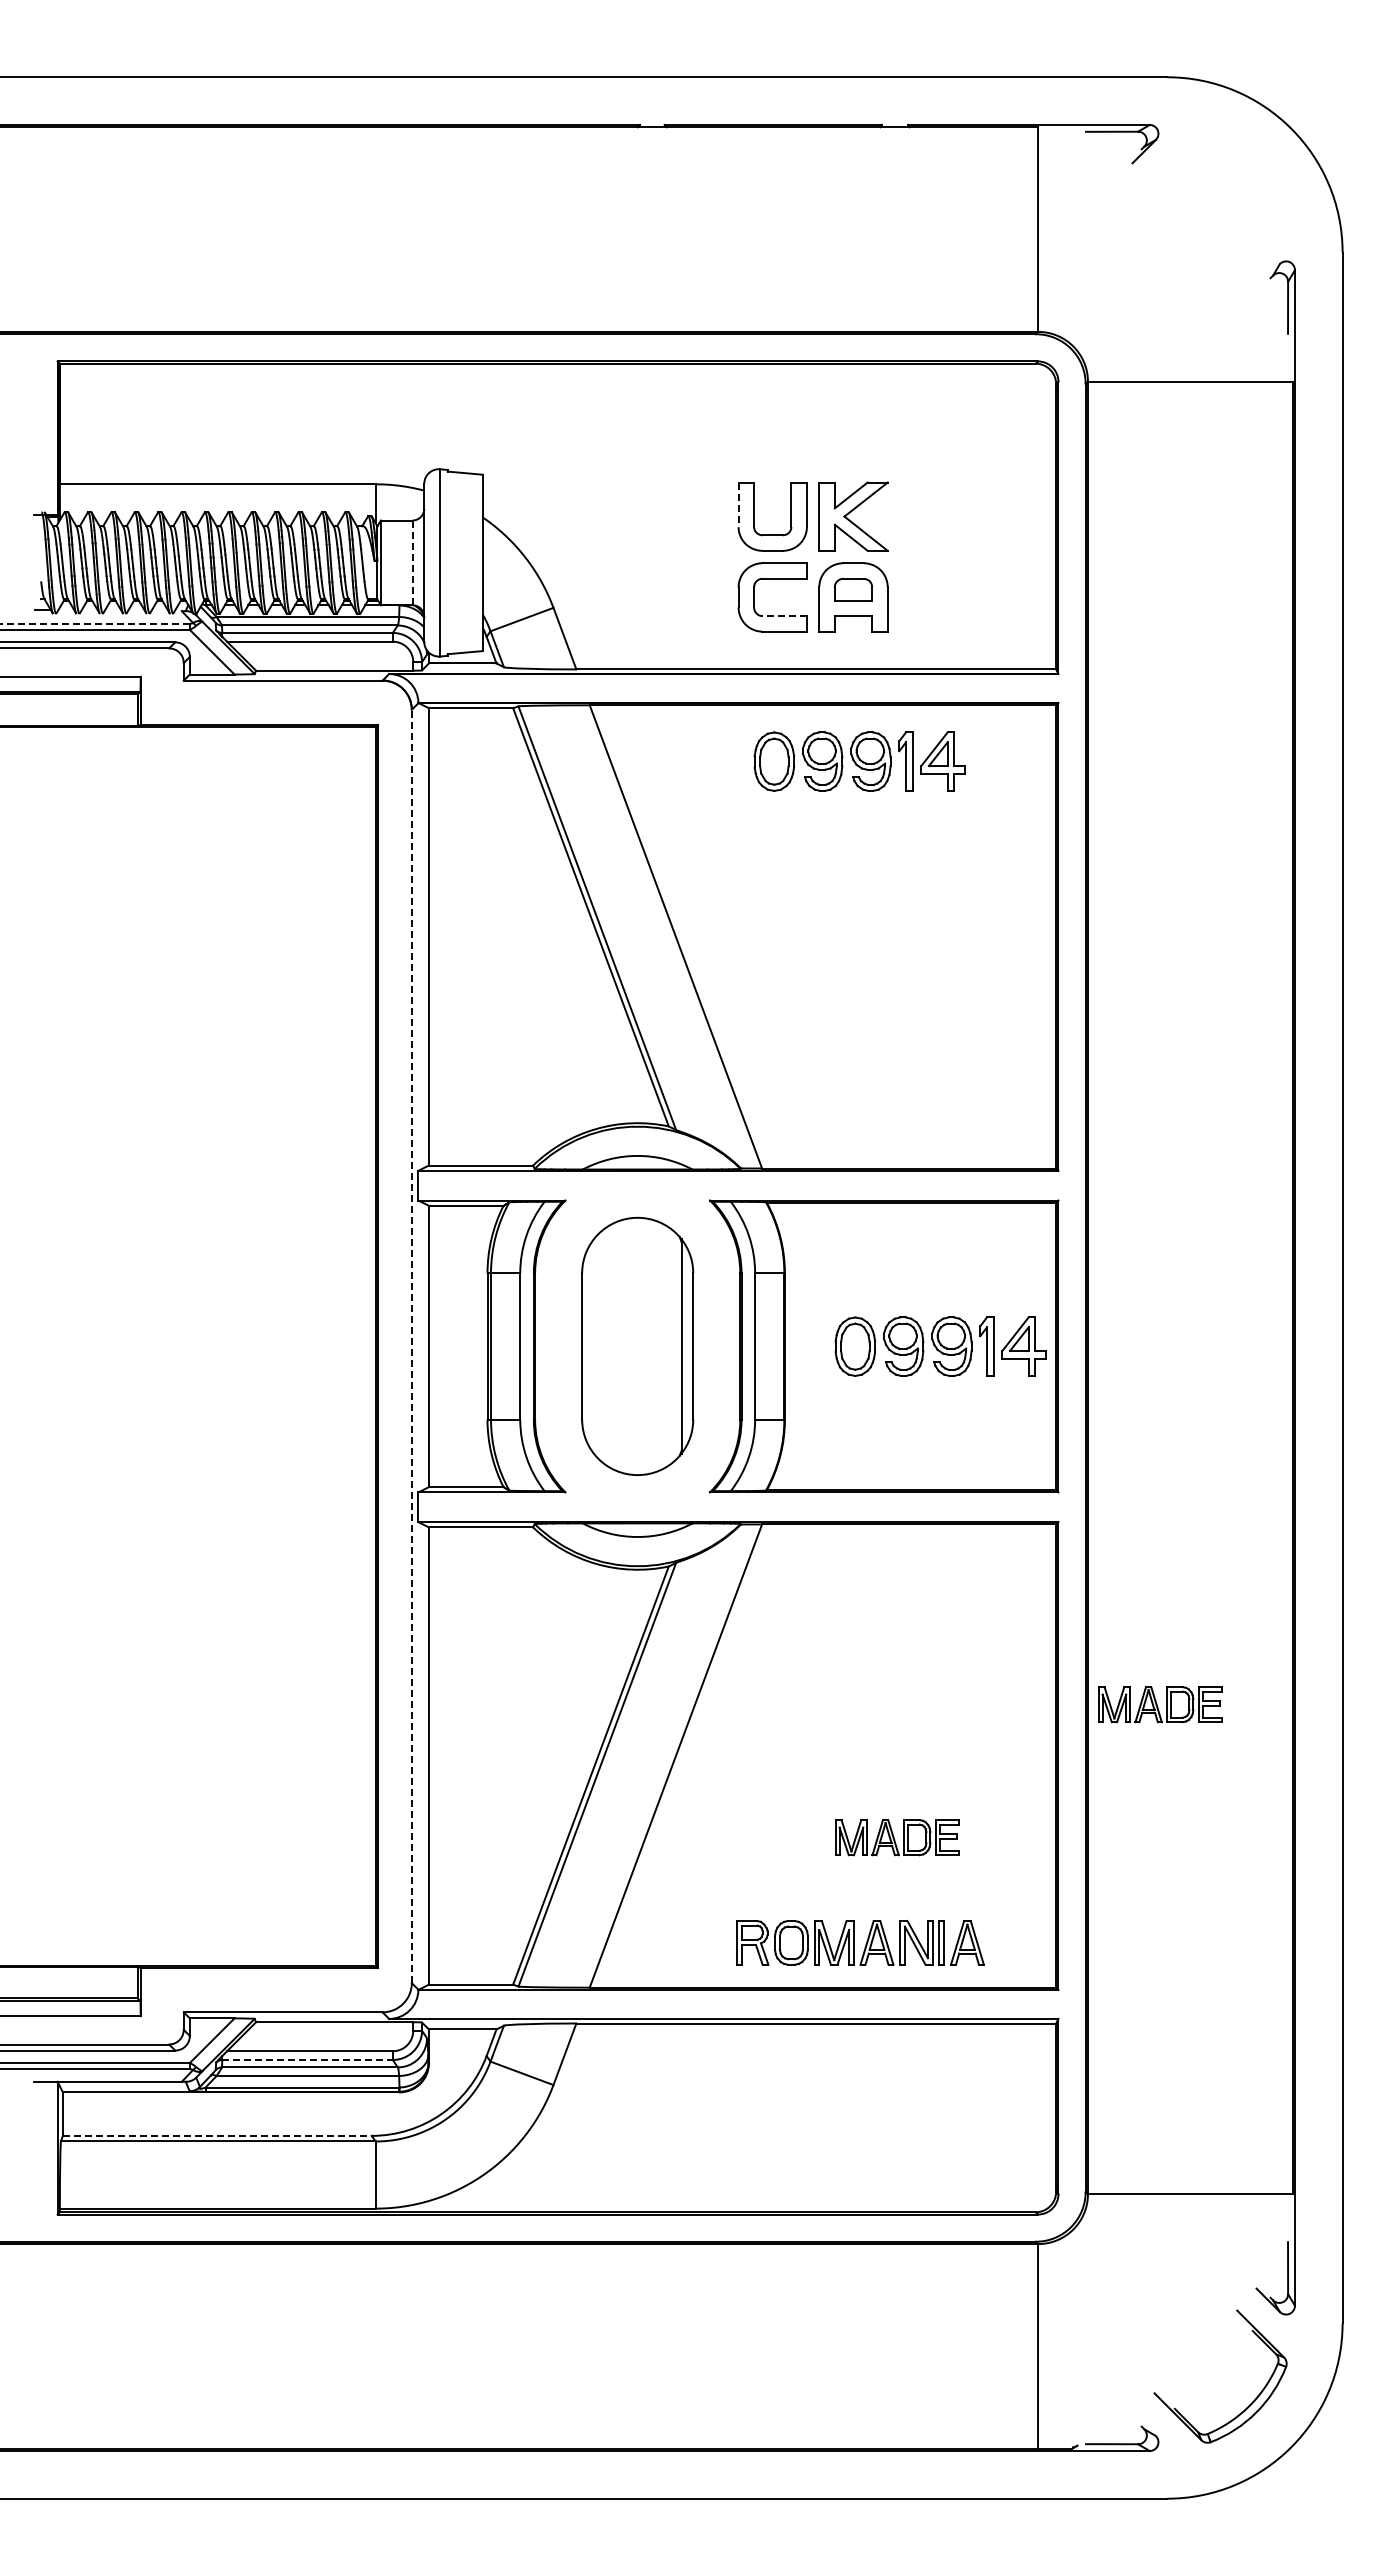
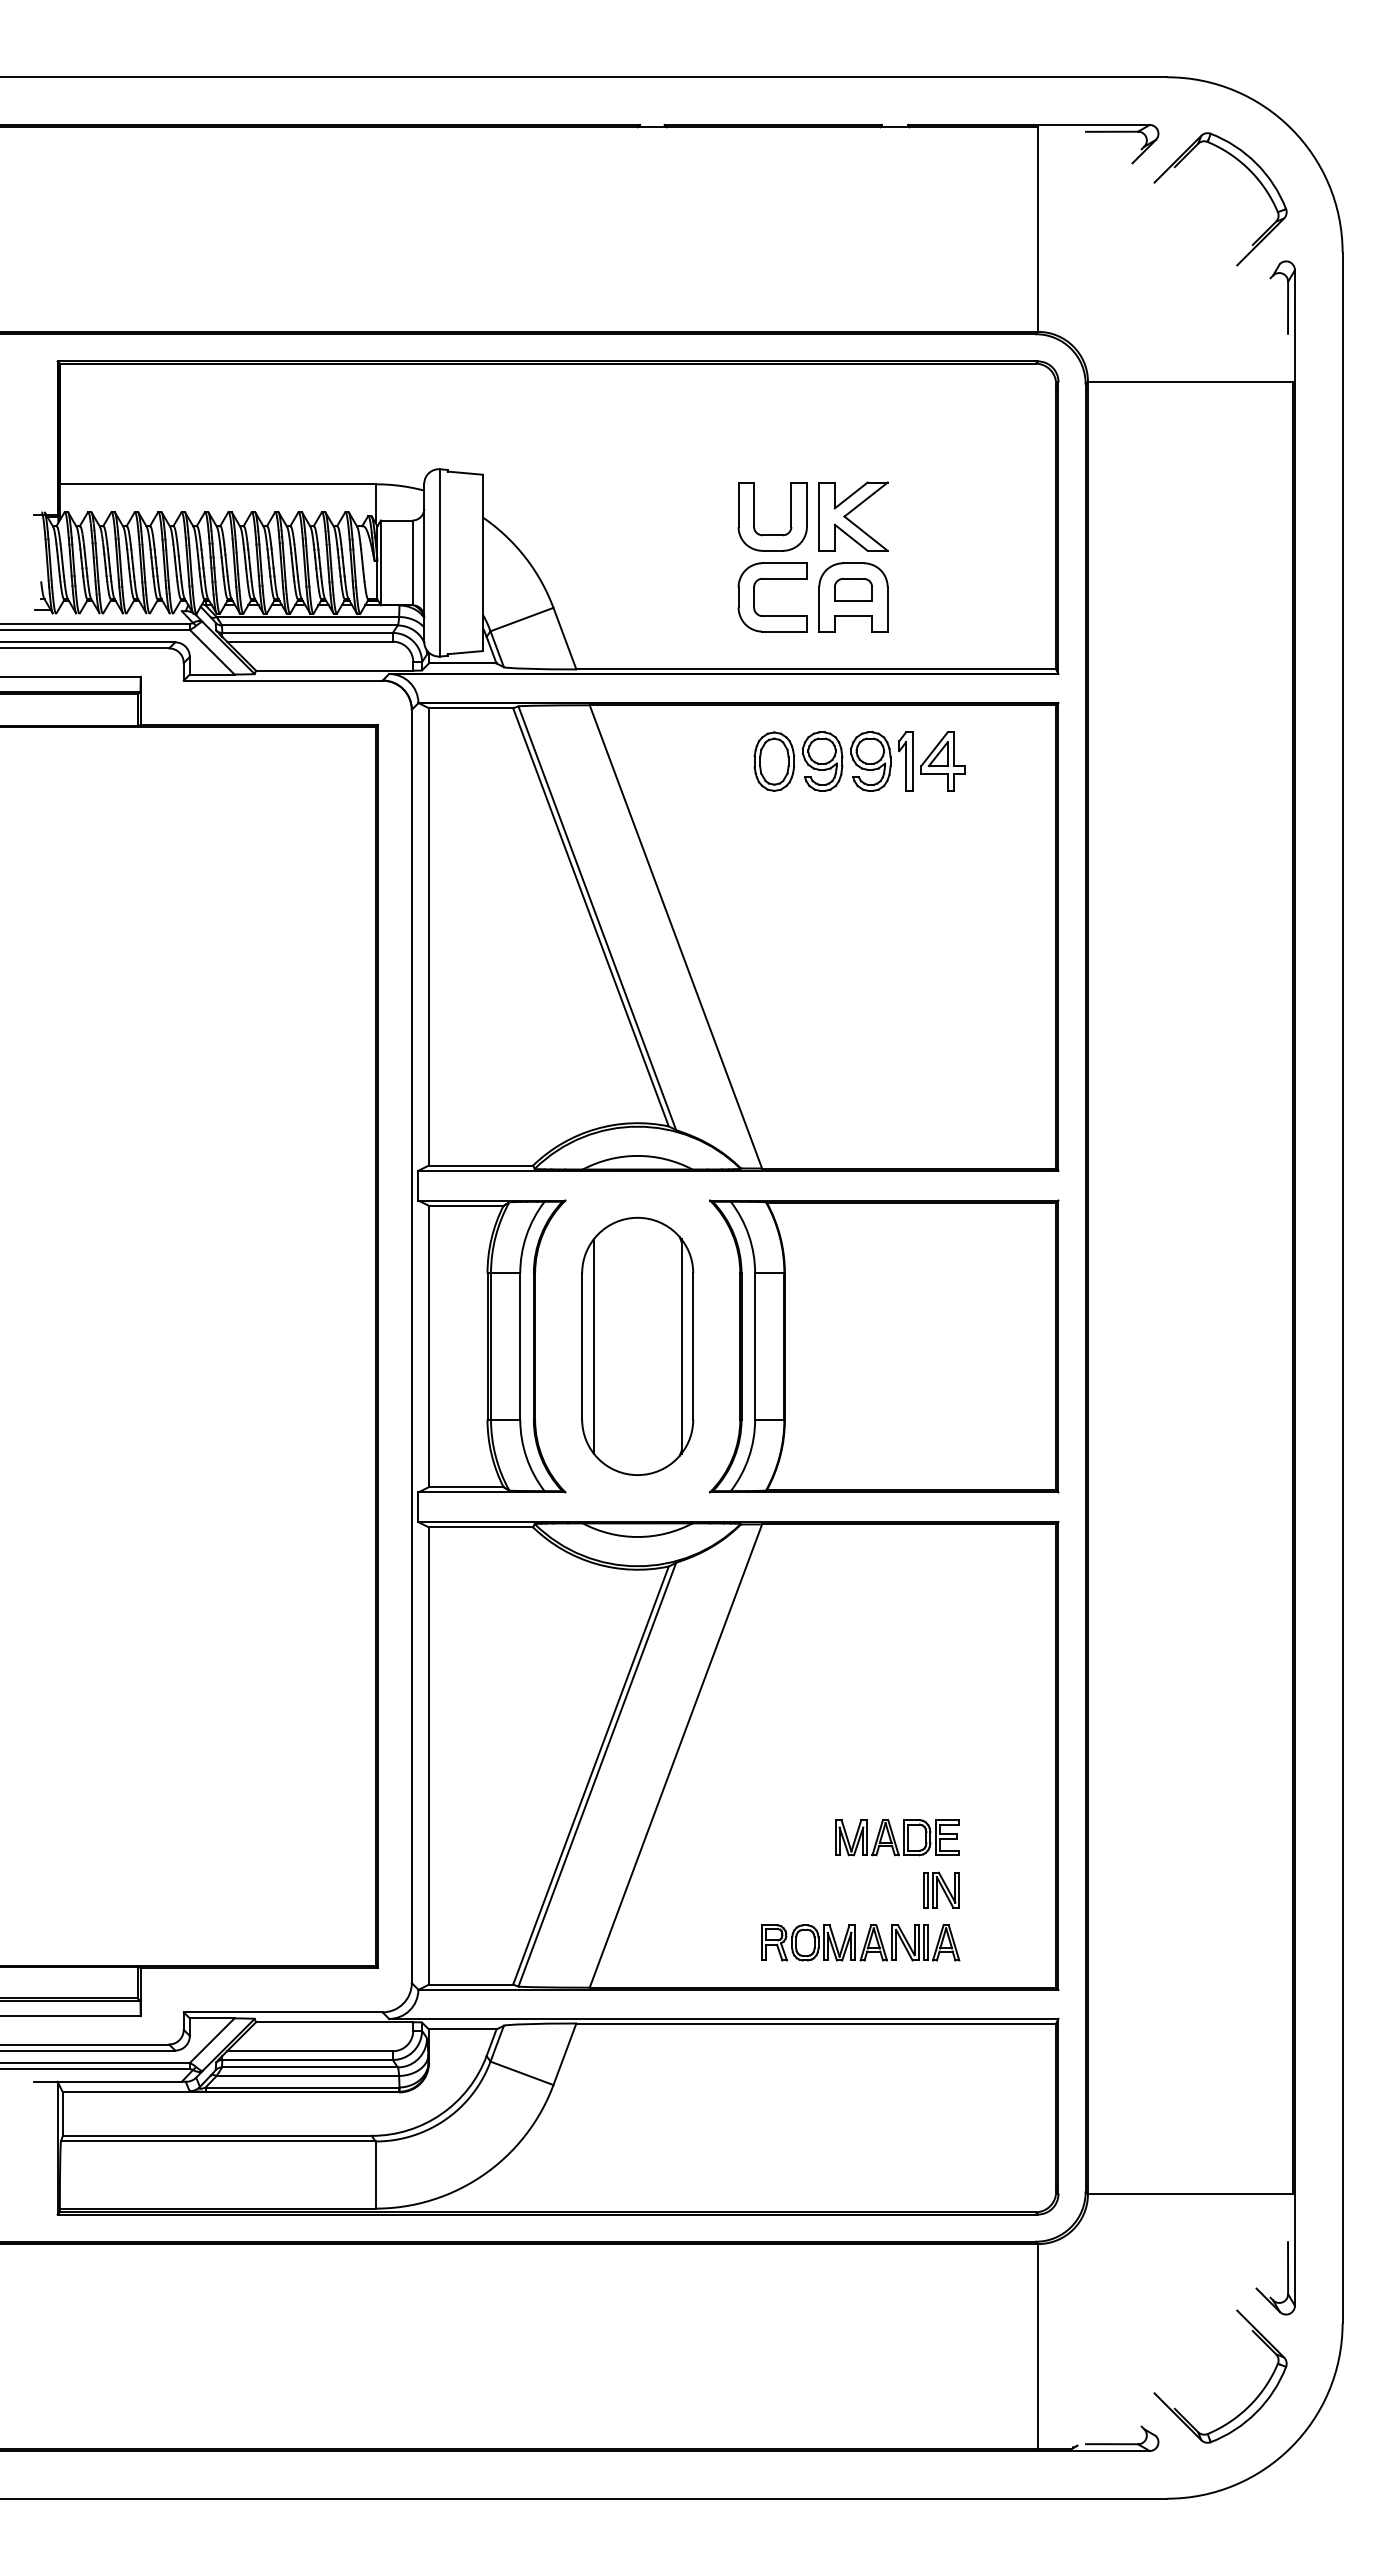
part: none -> present (1248, 170)
line: dashed -> solid (738, 505)
line: dashed -> solid (412, 562)
line: dashed -> solid (784, 616)
line: dashed -> solid (95, 623)
line: dashed -> solid (411, 1346)
line: none -> present (593, 1346)
part: present -> none (940, 1346)
part: present -> none (1160, 1704)
part: none -> present (941, 1889)
part size: 249x47 px -> 200x38 px (860, 1942)
line: dashed -> solid (308, 2059)
line: dashed -> solid (217, 2135)
